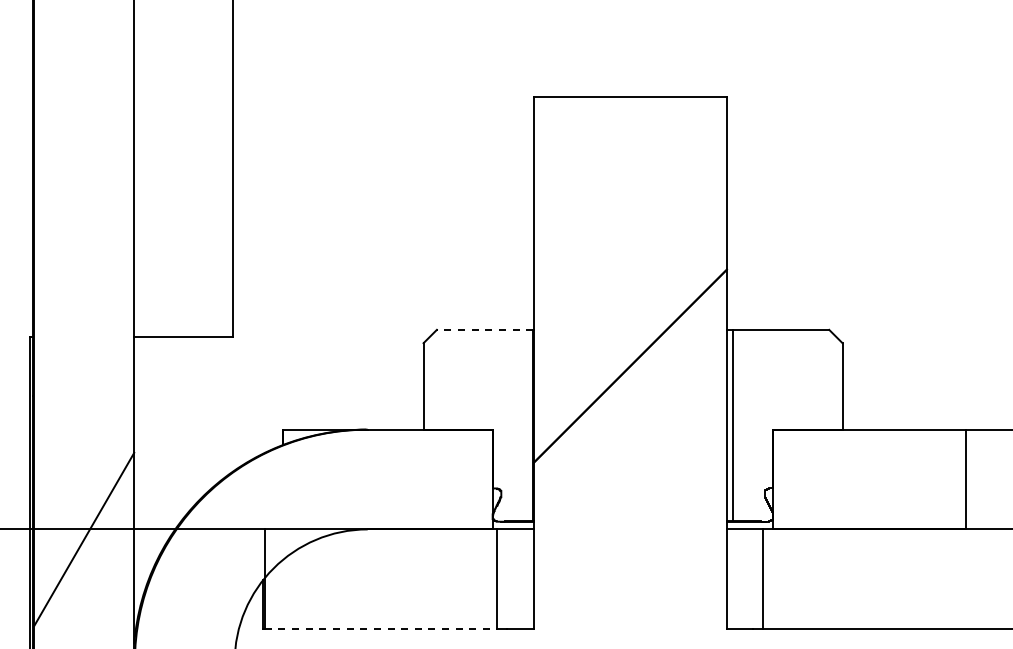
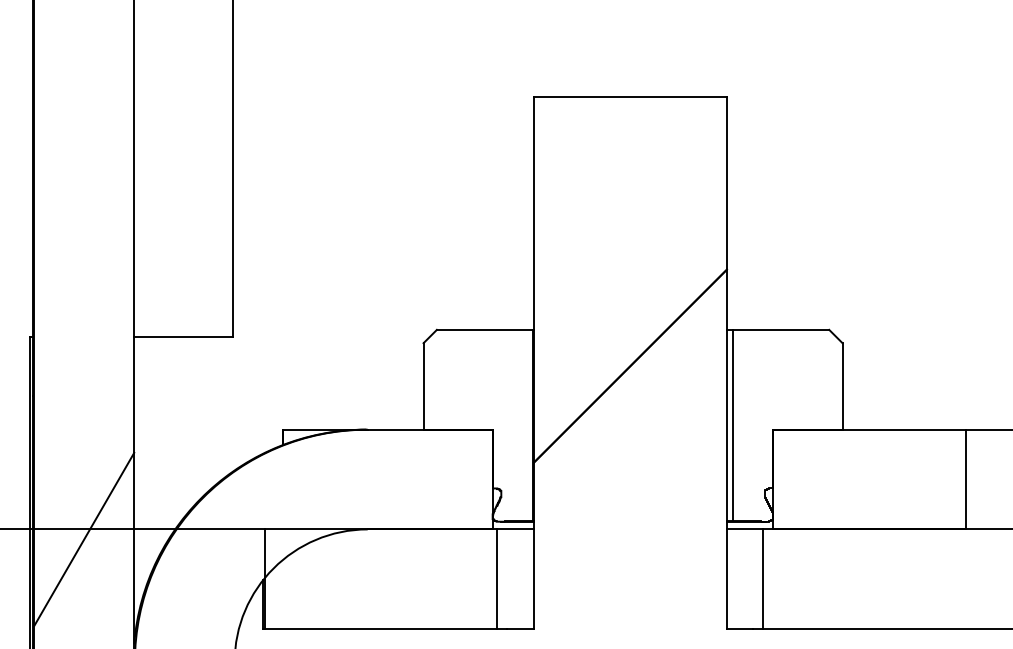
line: dashed -> solid (484, 329)
line: dashed -> solid (381, 629)
